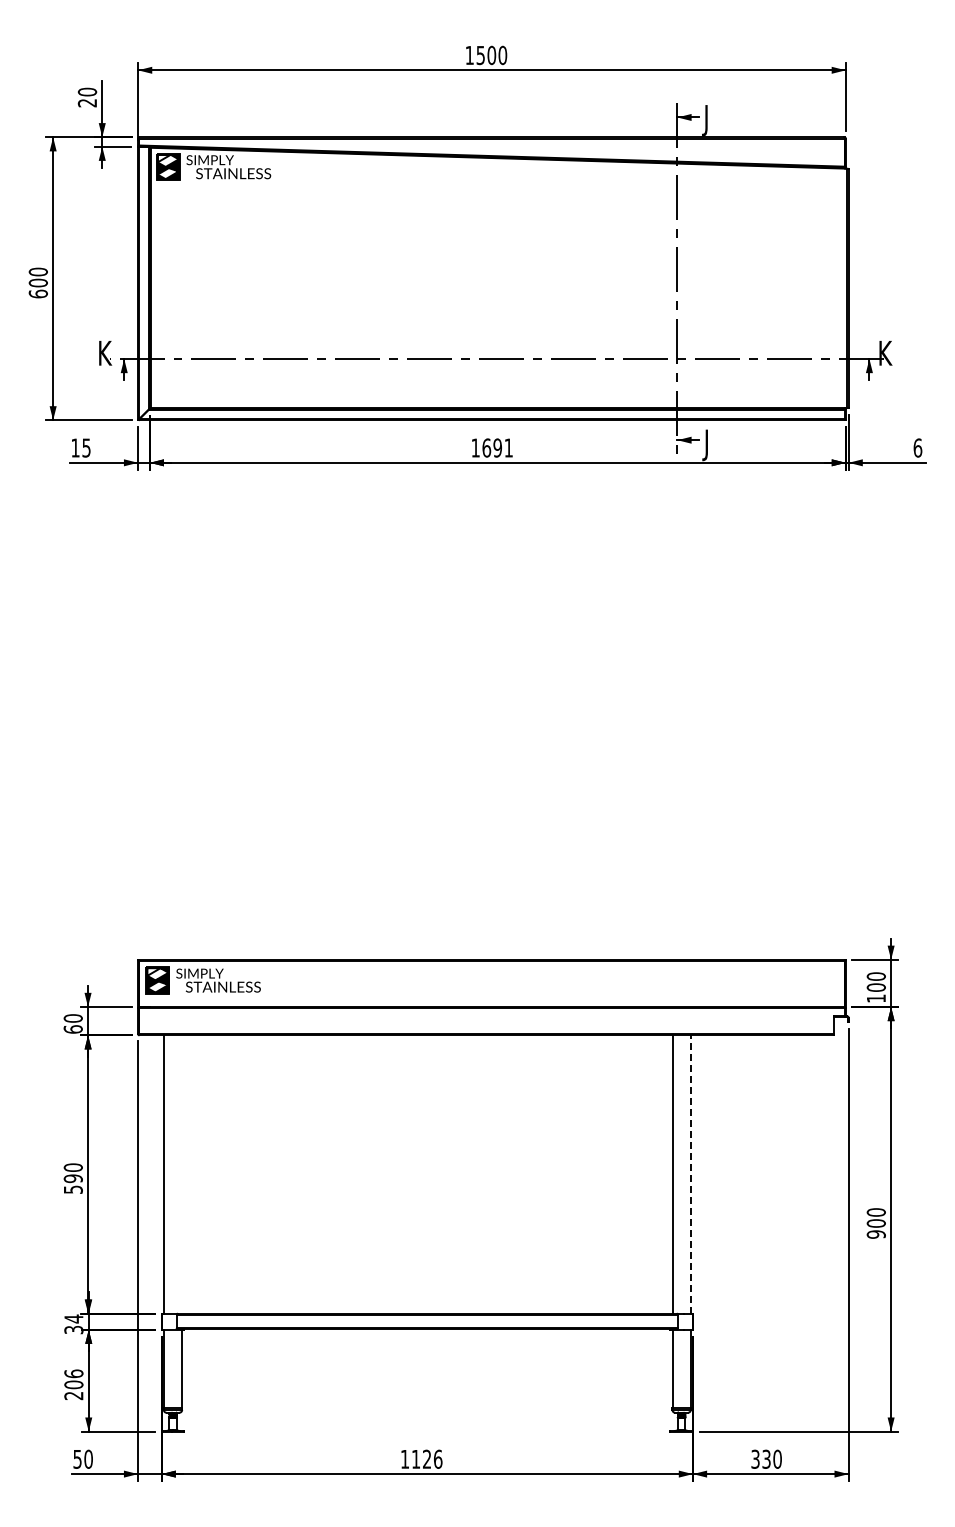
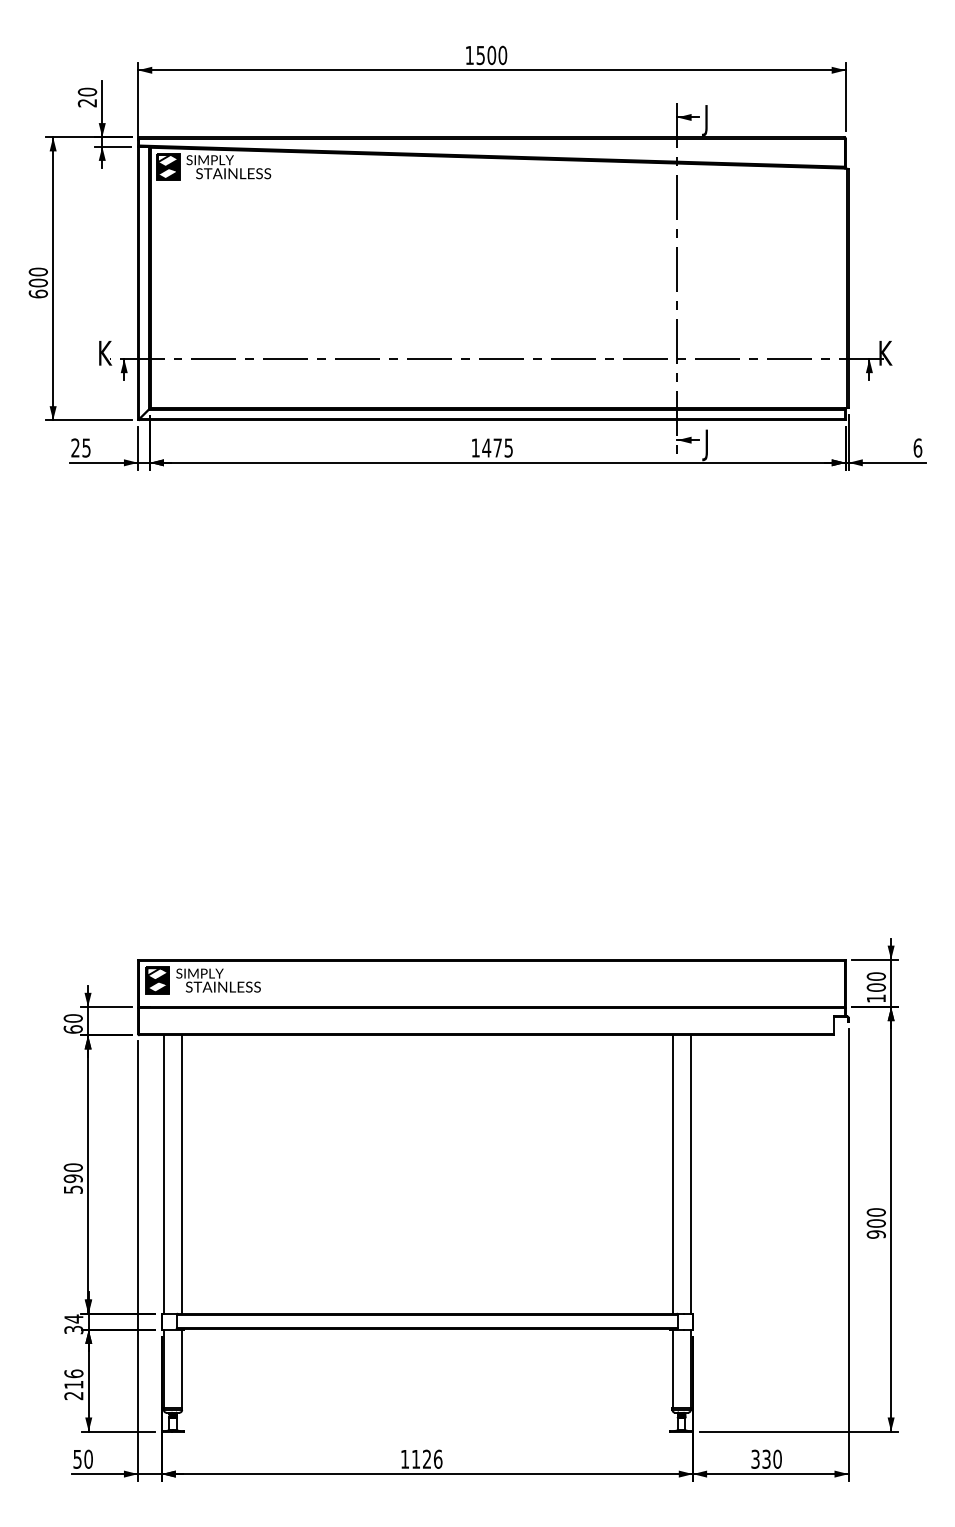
text: 15 -> 25 (75, 447)
text: 1691 -> 1475 (497, 447)
line: none -> present (181, 1174)
line: dashed -> solid (690, 1174)
text: 206 -> 216 (73, 1384)
